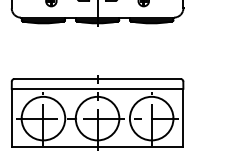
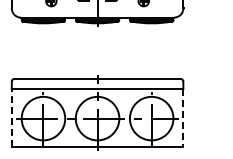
line: solid -> dashed (11, 117)
line: solid -> dashed (183, 118)
